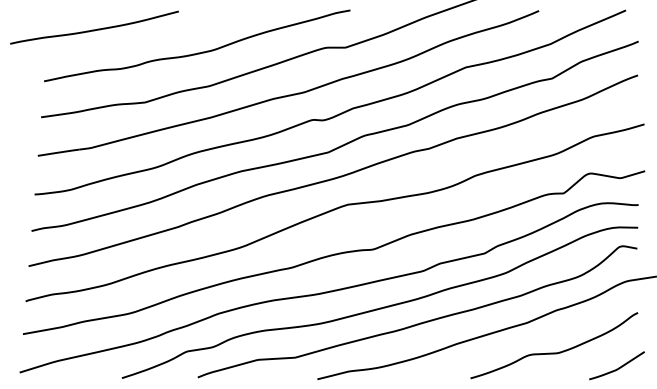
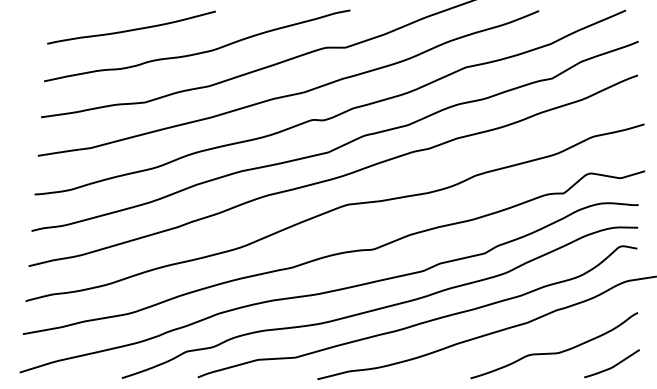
curve position: (94, 29) -> (131, 29) (131, 29)
curve position: (618, 367) -> (613, 365) (613, 365)
